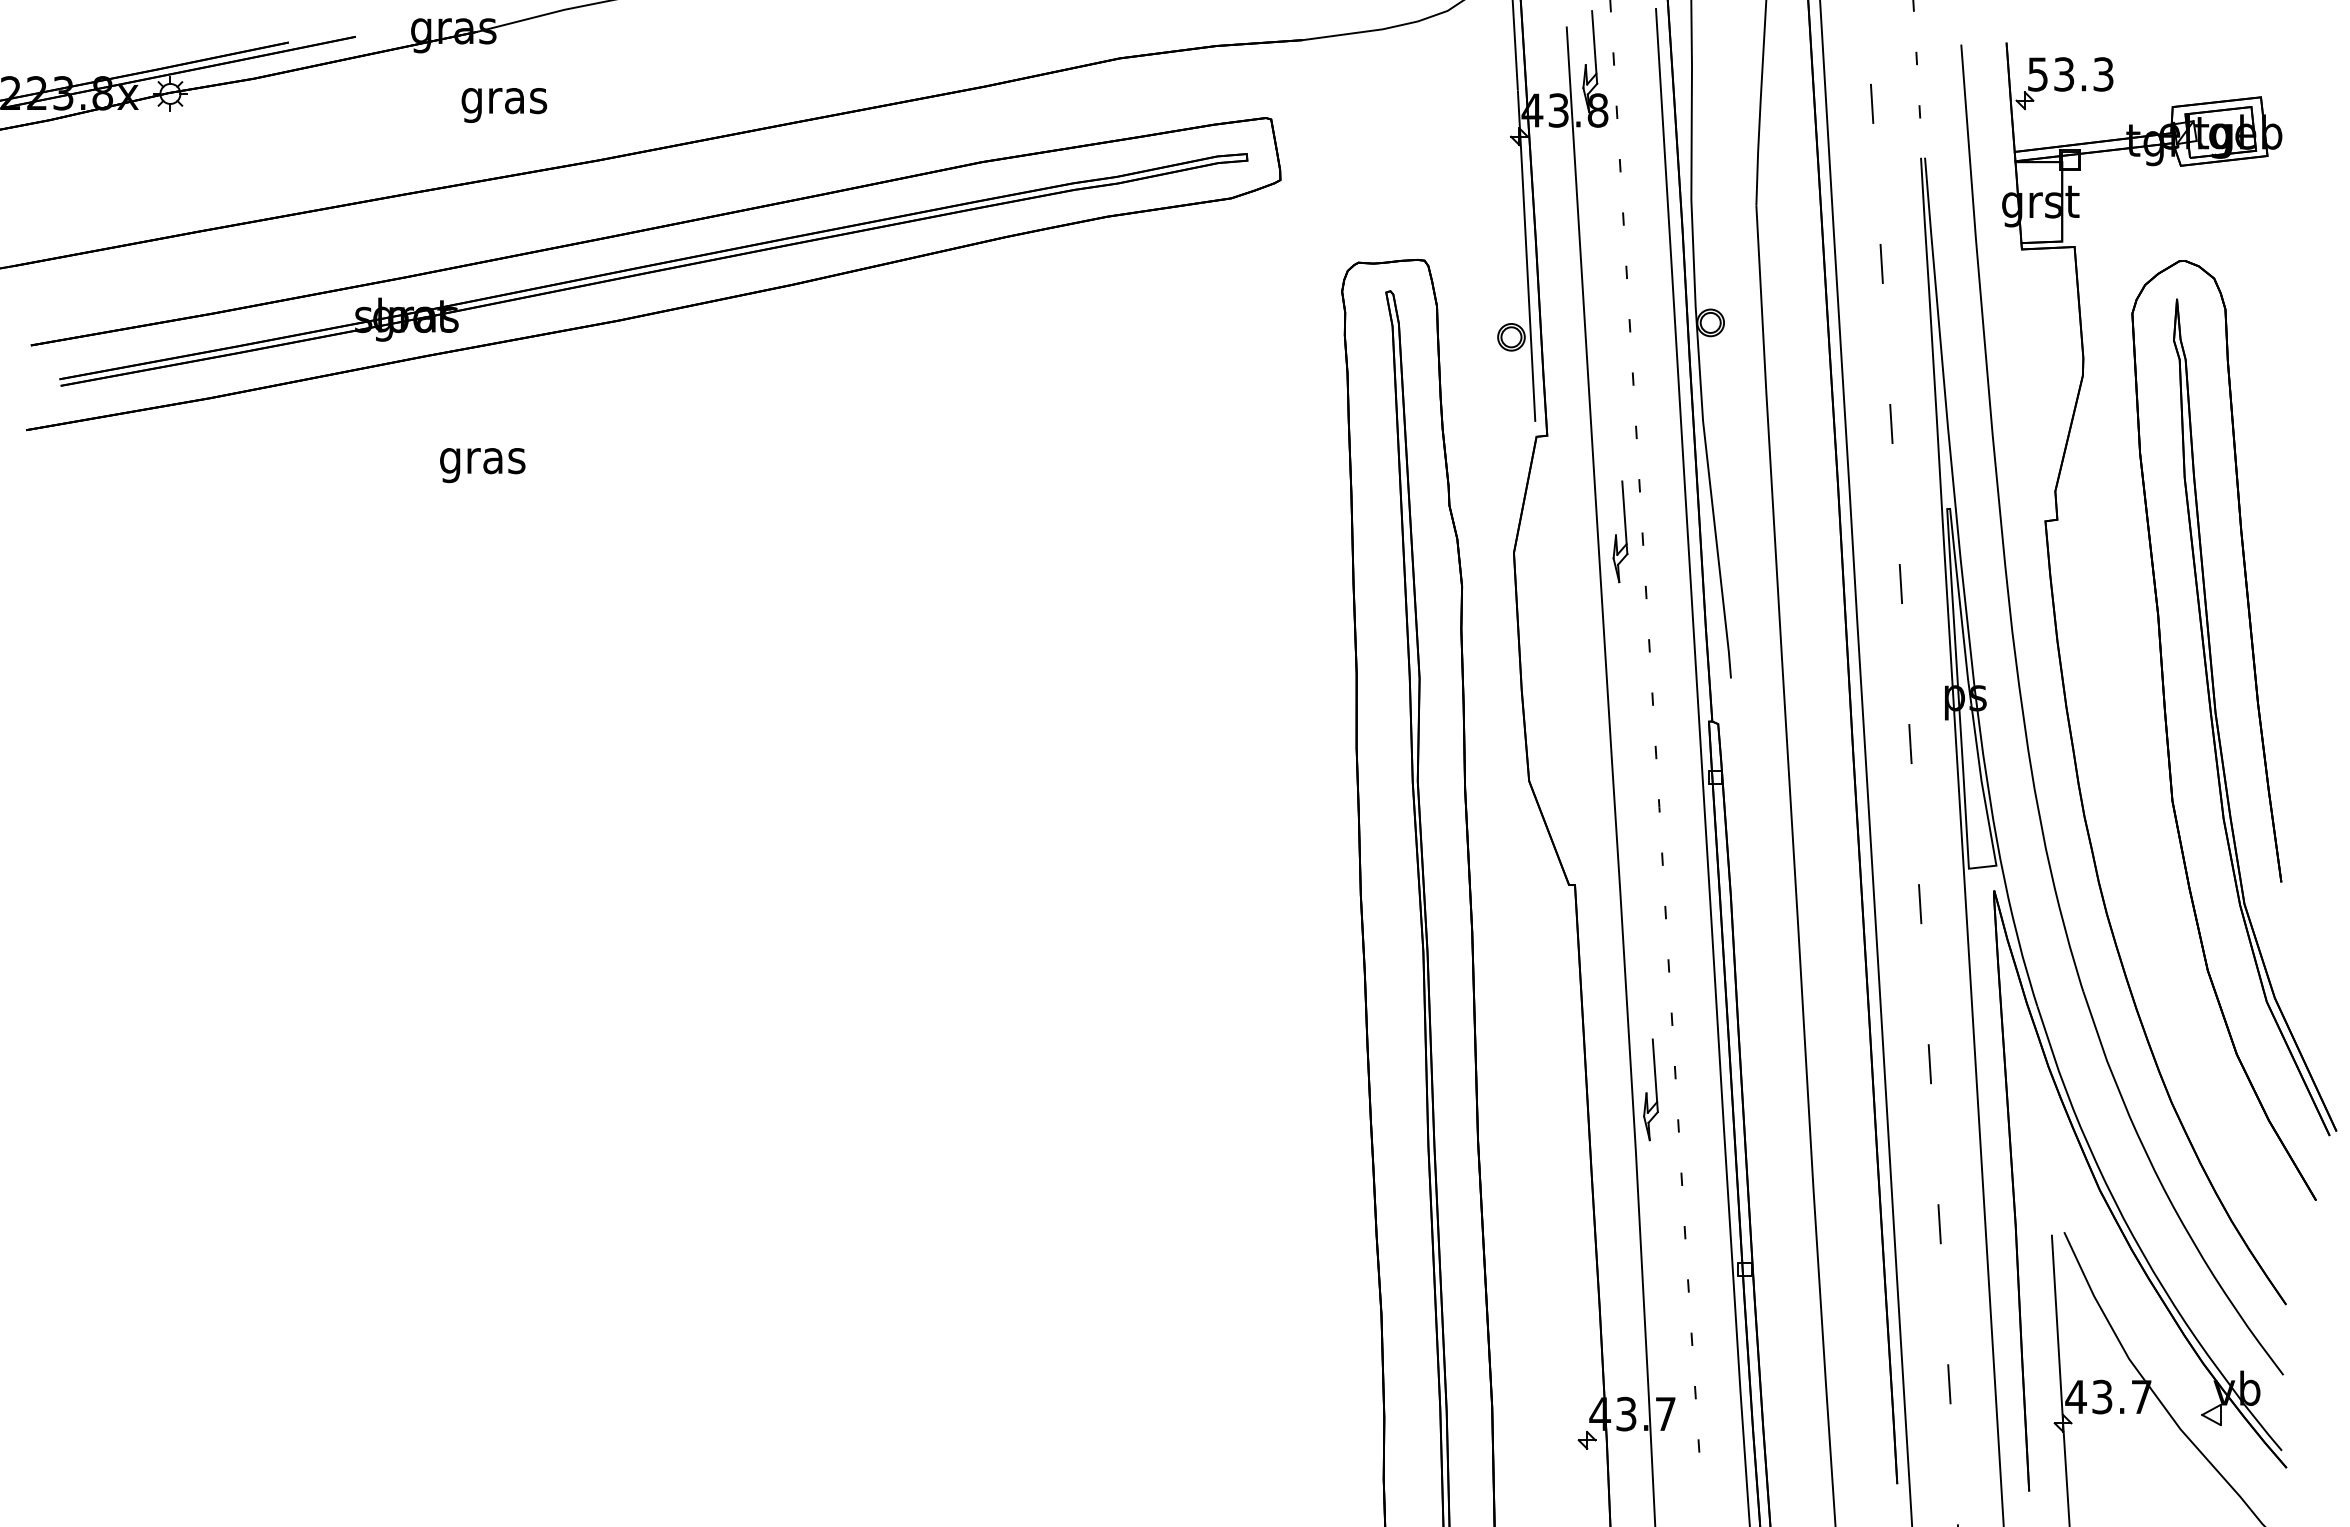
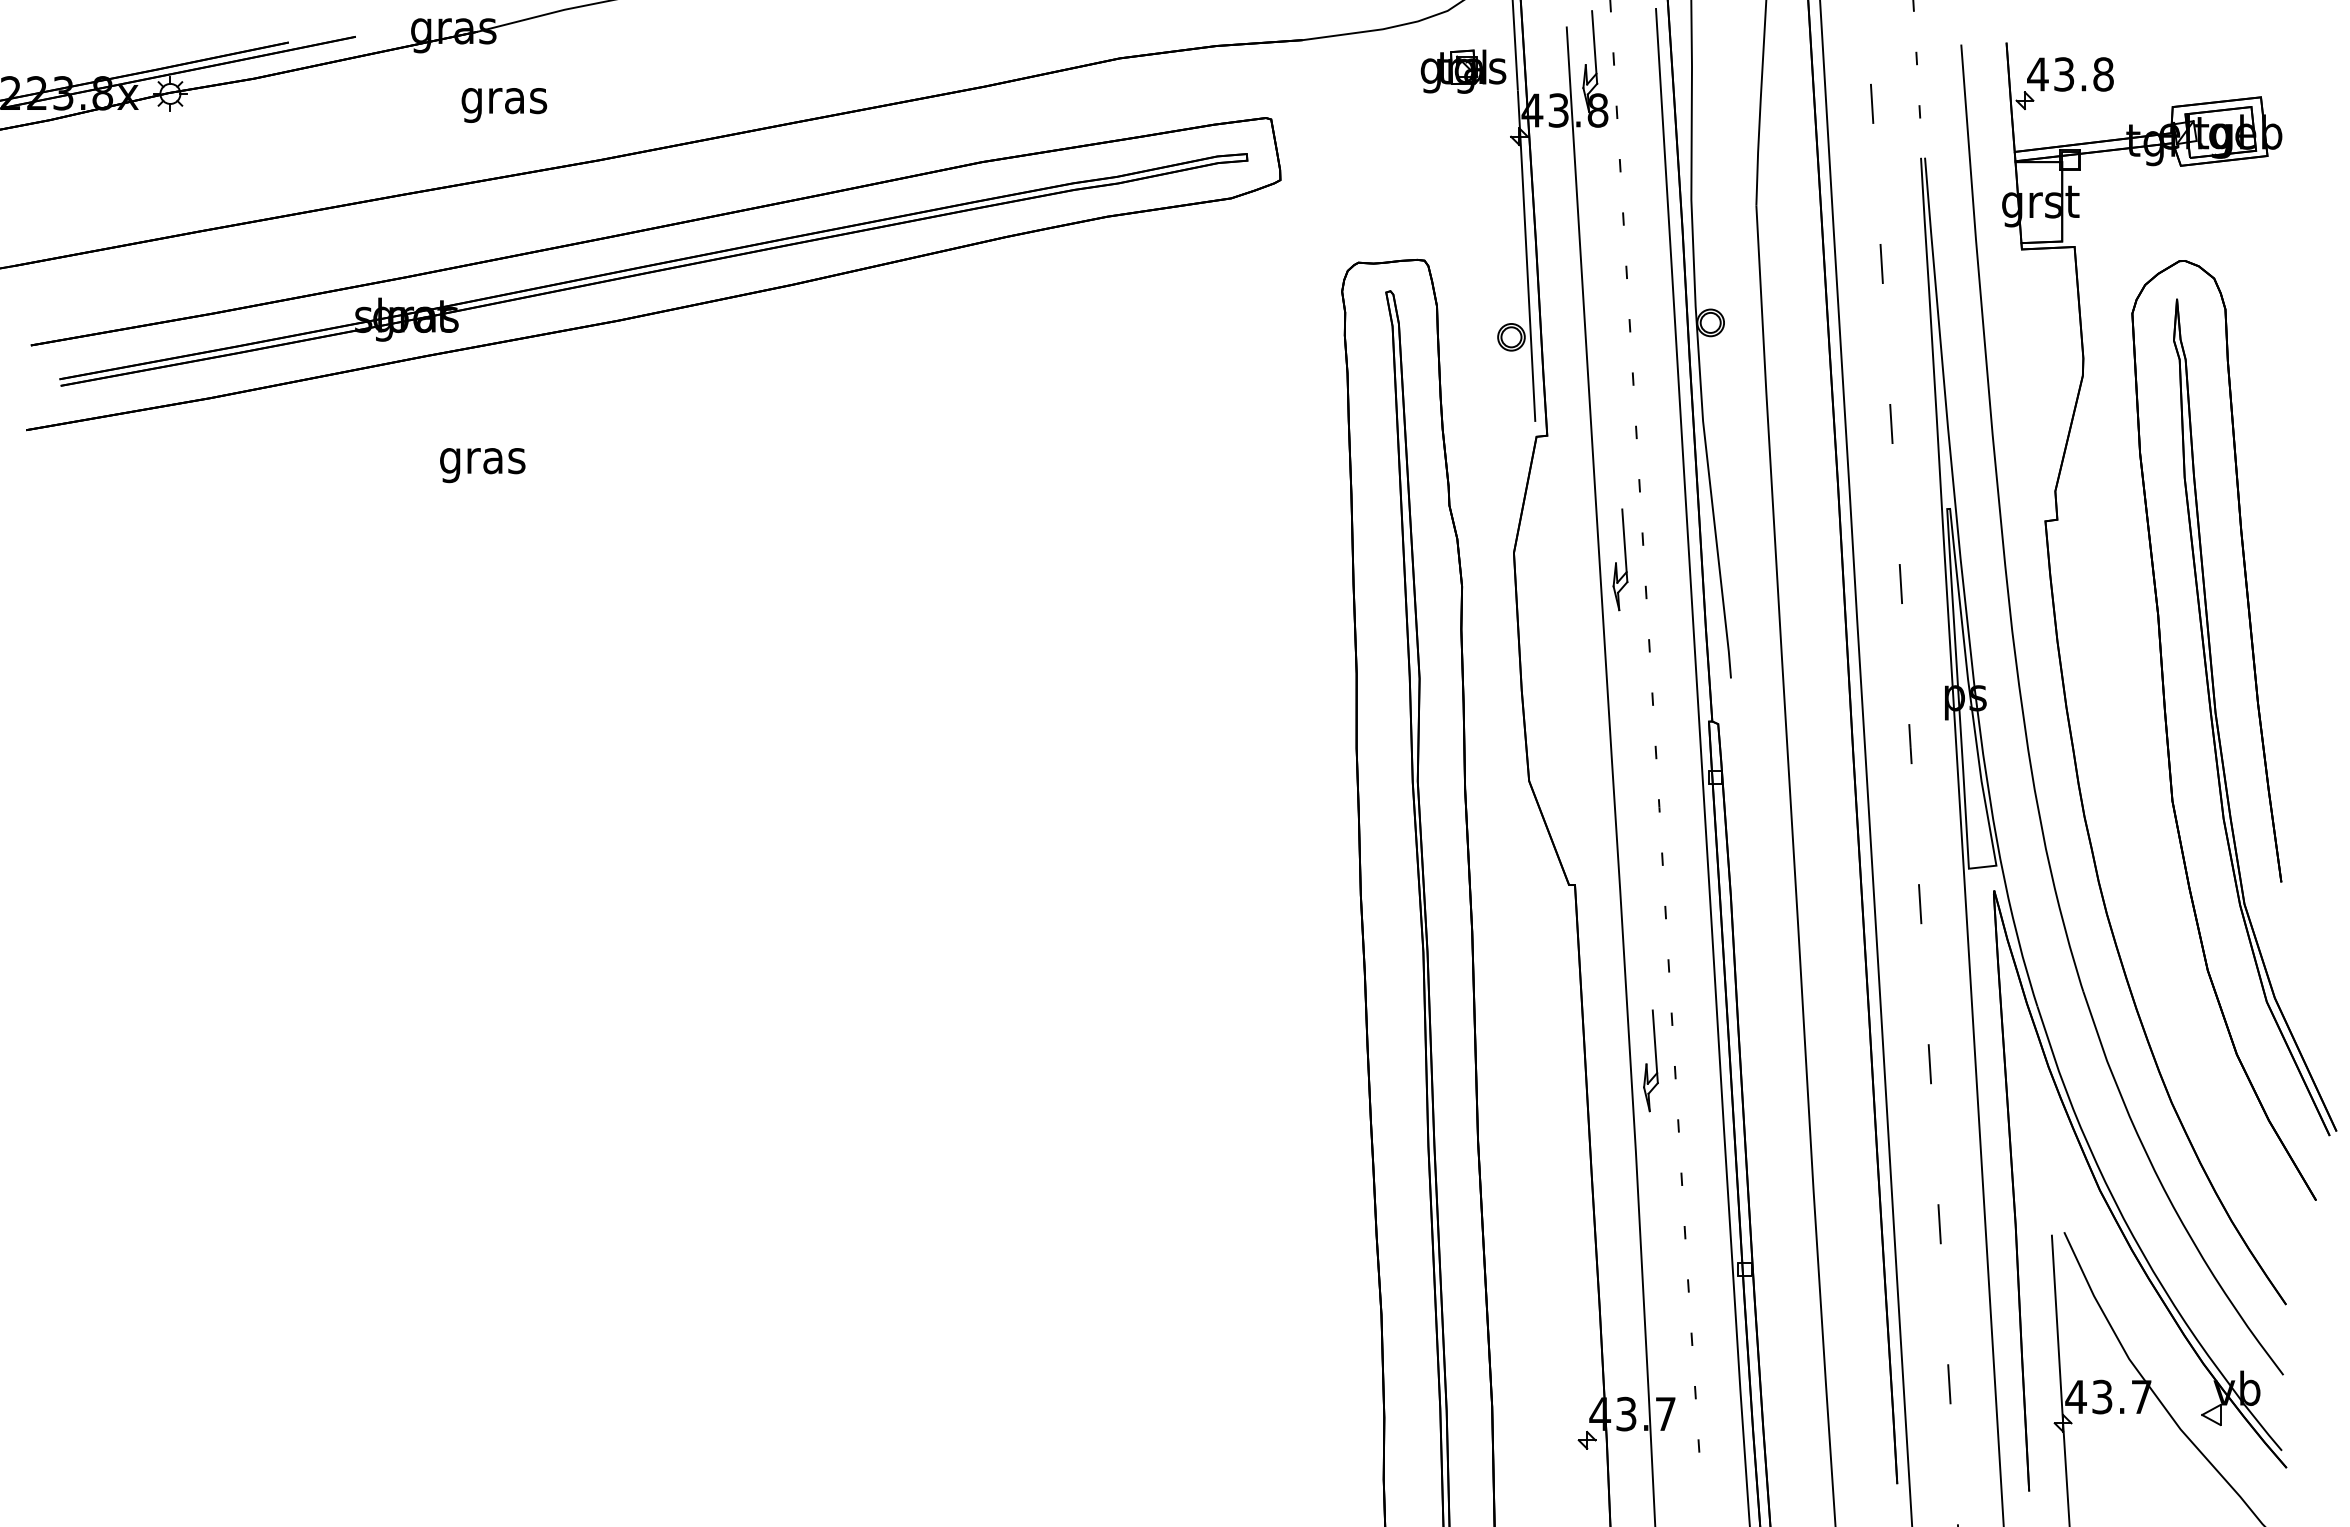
part: none -> present (1463, 71)
text: 53.3 -> 43.8 (2070, 74)
part position: (1620, 531) -> (1620, 559) (1620, 559)
part position: (1650, 1089) -> (1650, 1060) (1650, 1060)
